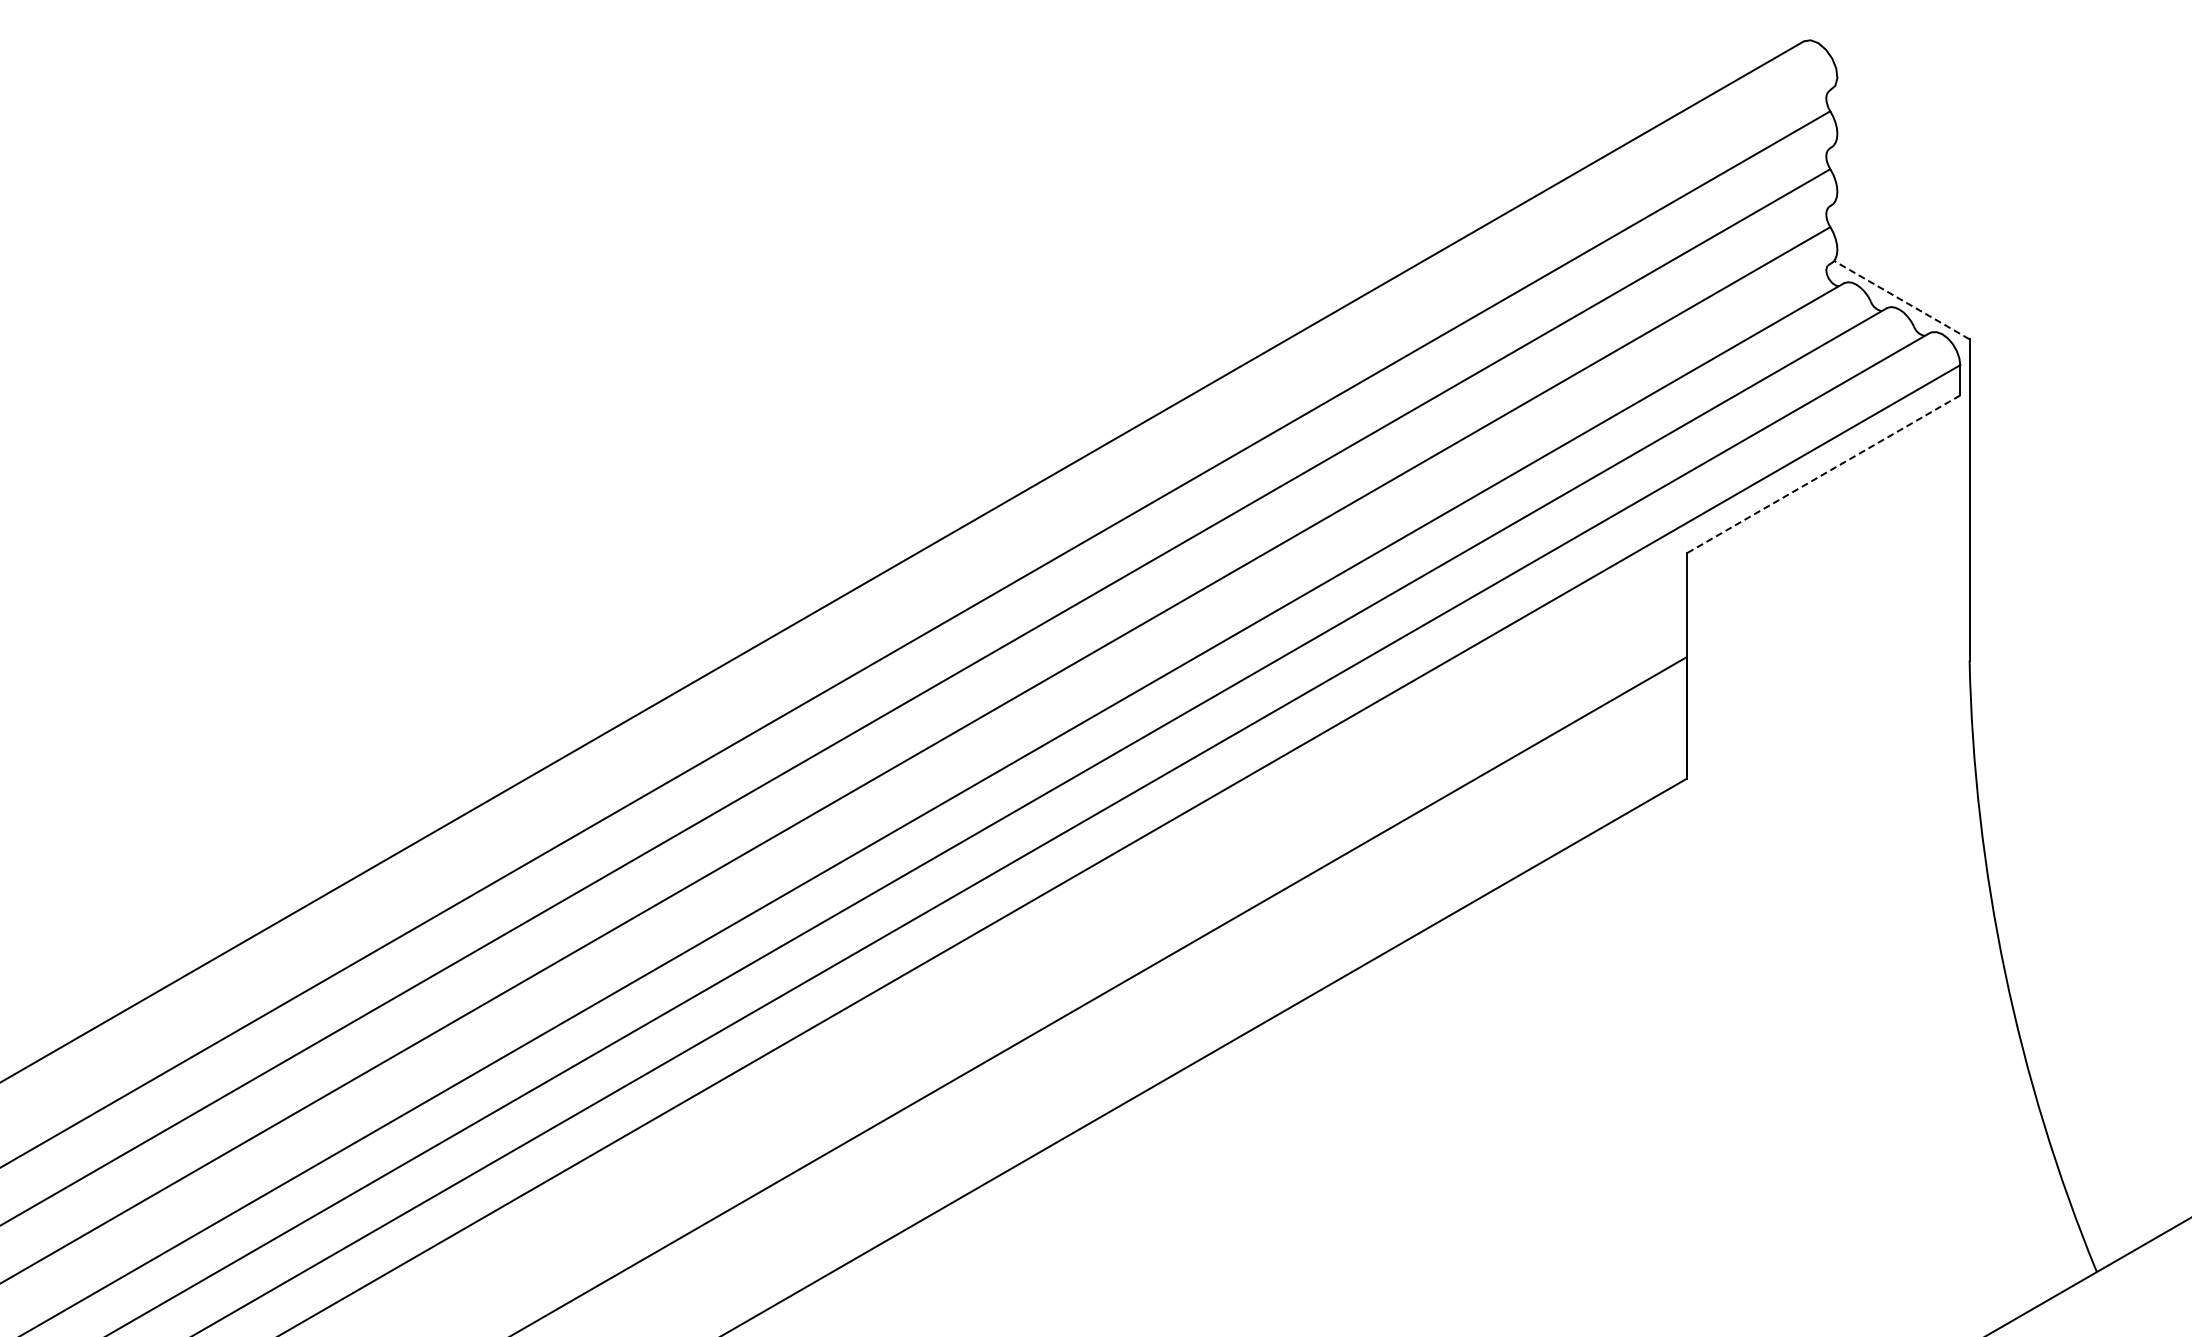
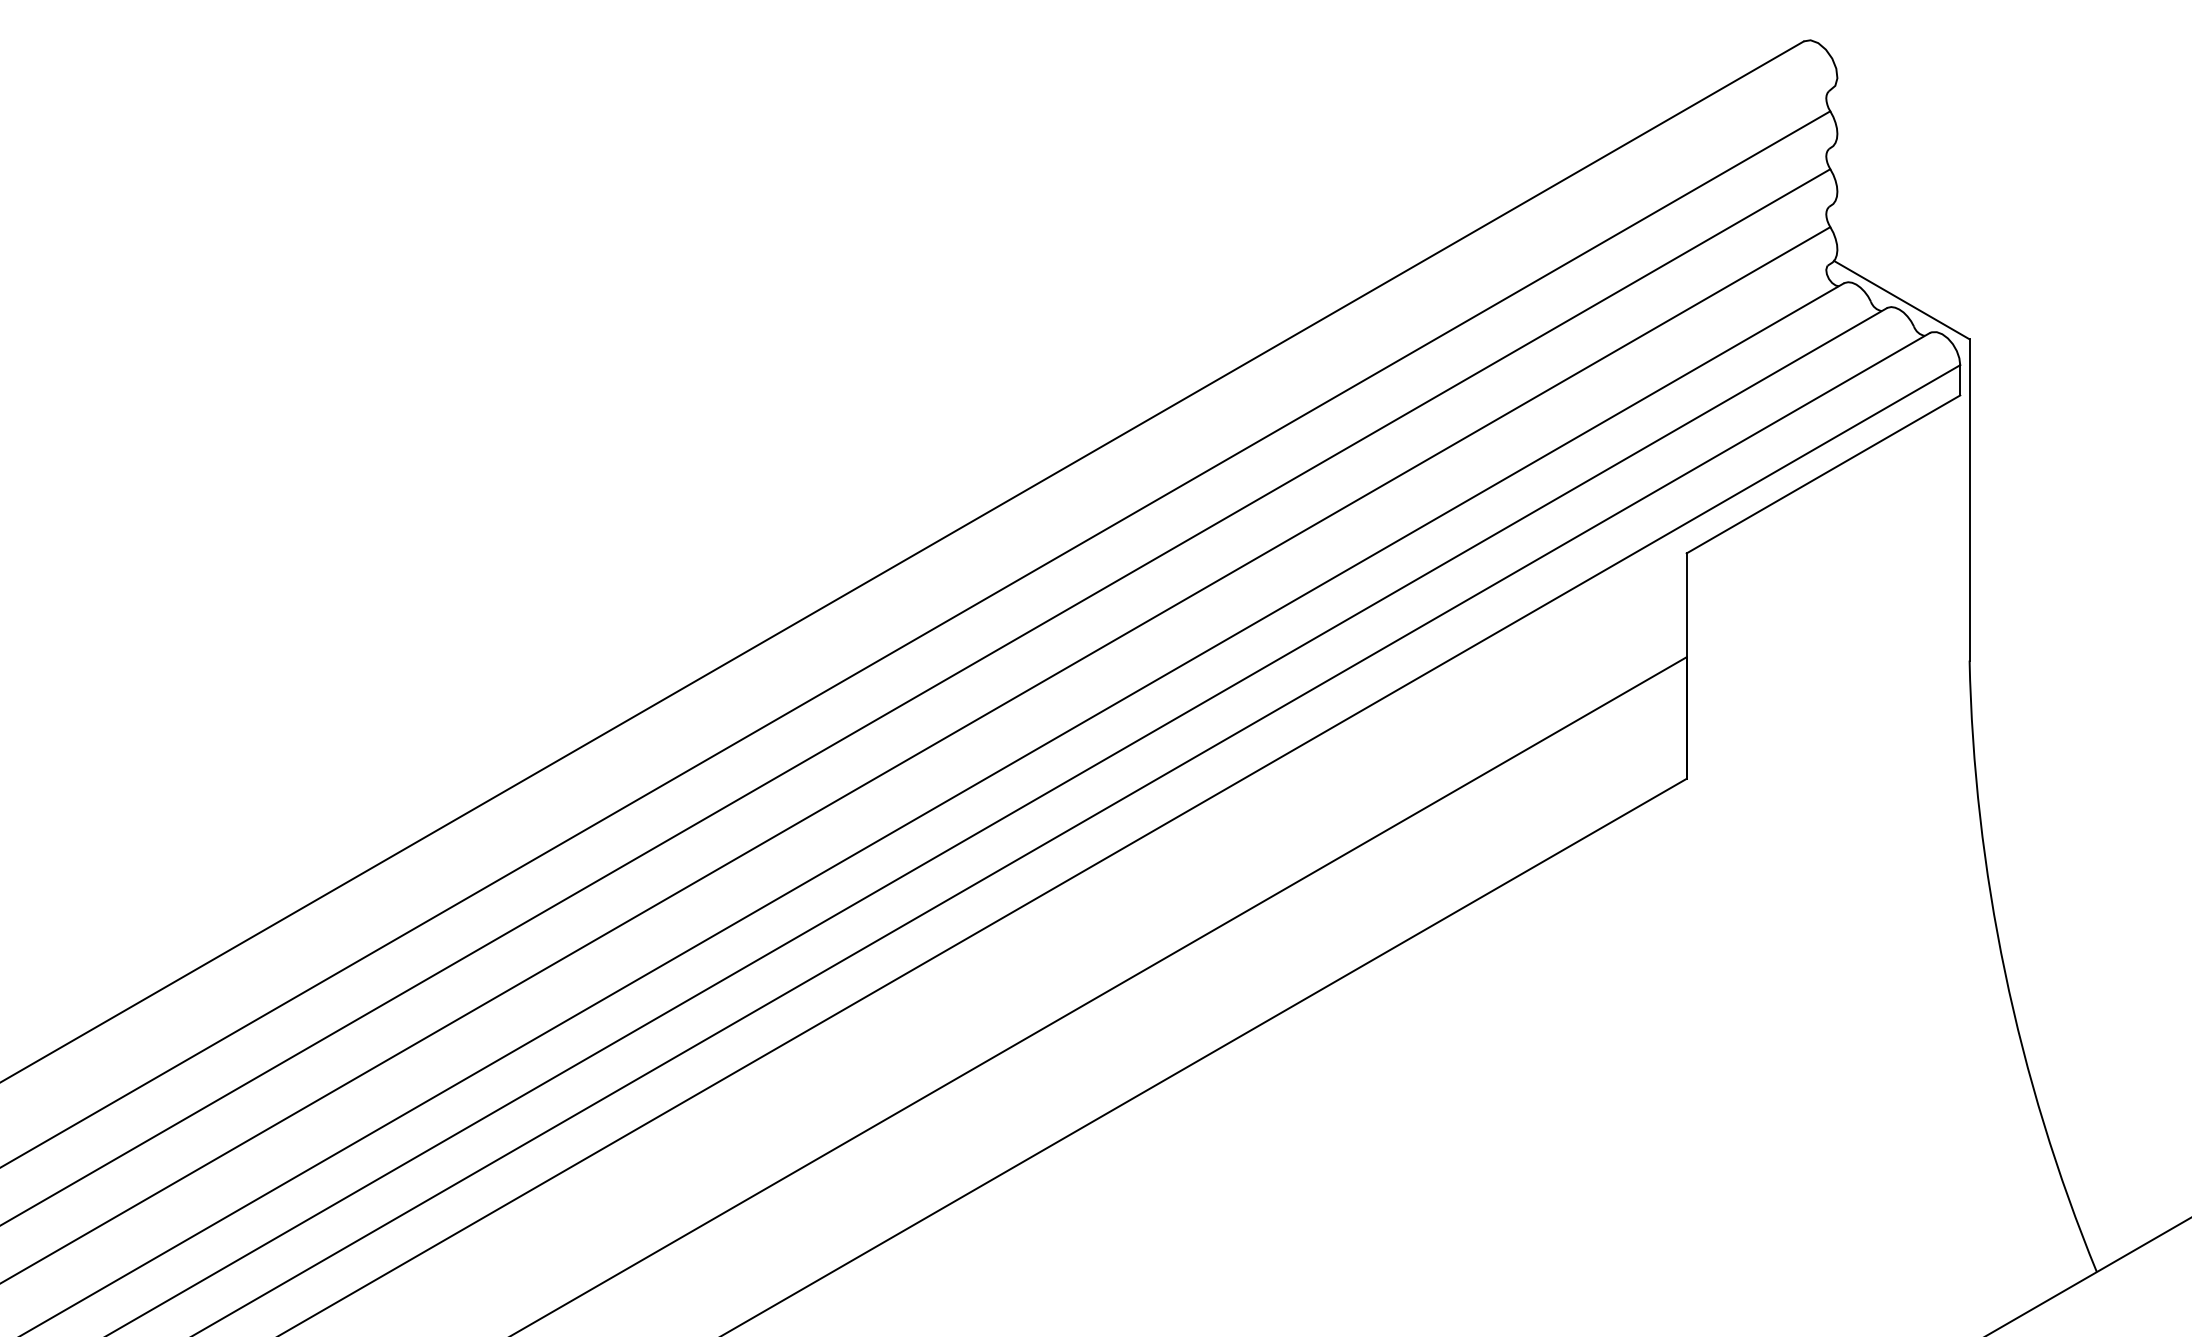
line: dashed -> solid (1901, 299)
line: dashed -> solid (1823, 474)
